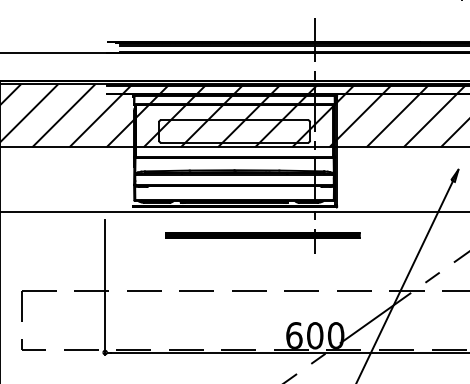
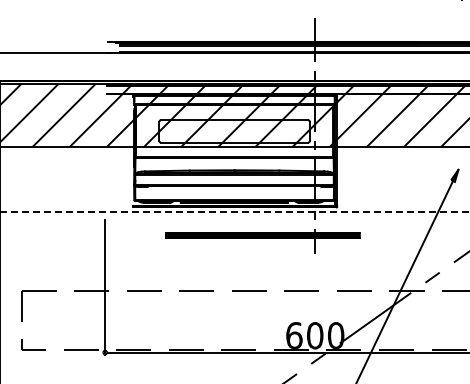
line: solid -> dashed (234, 211)
